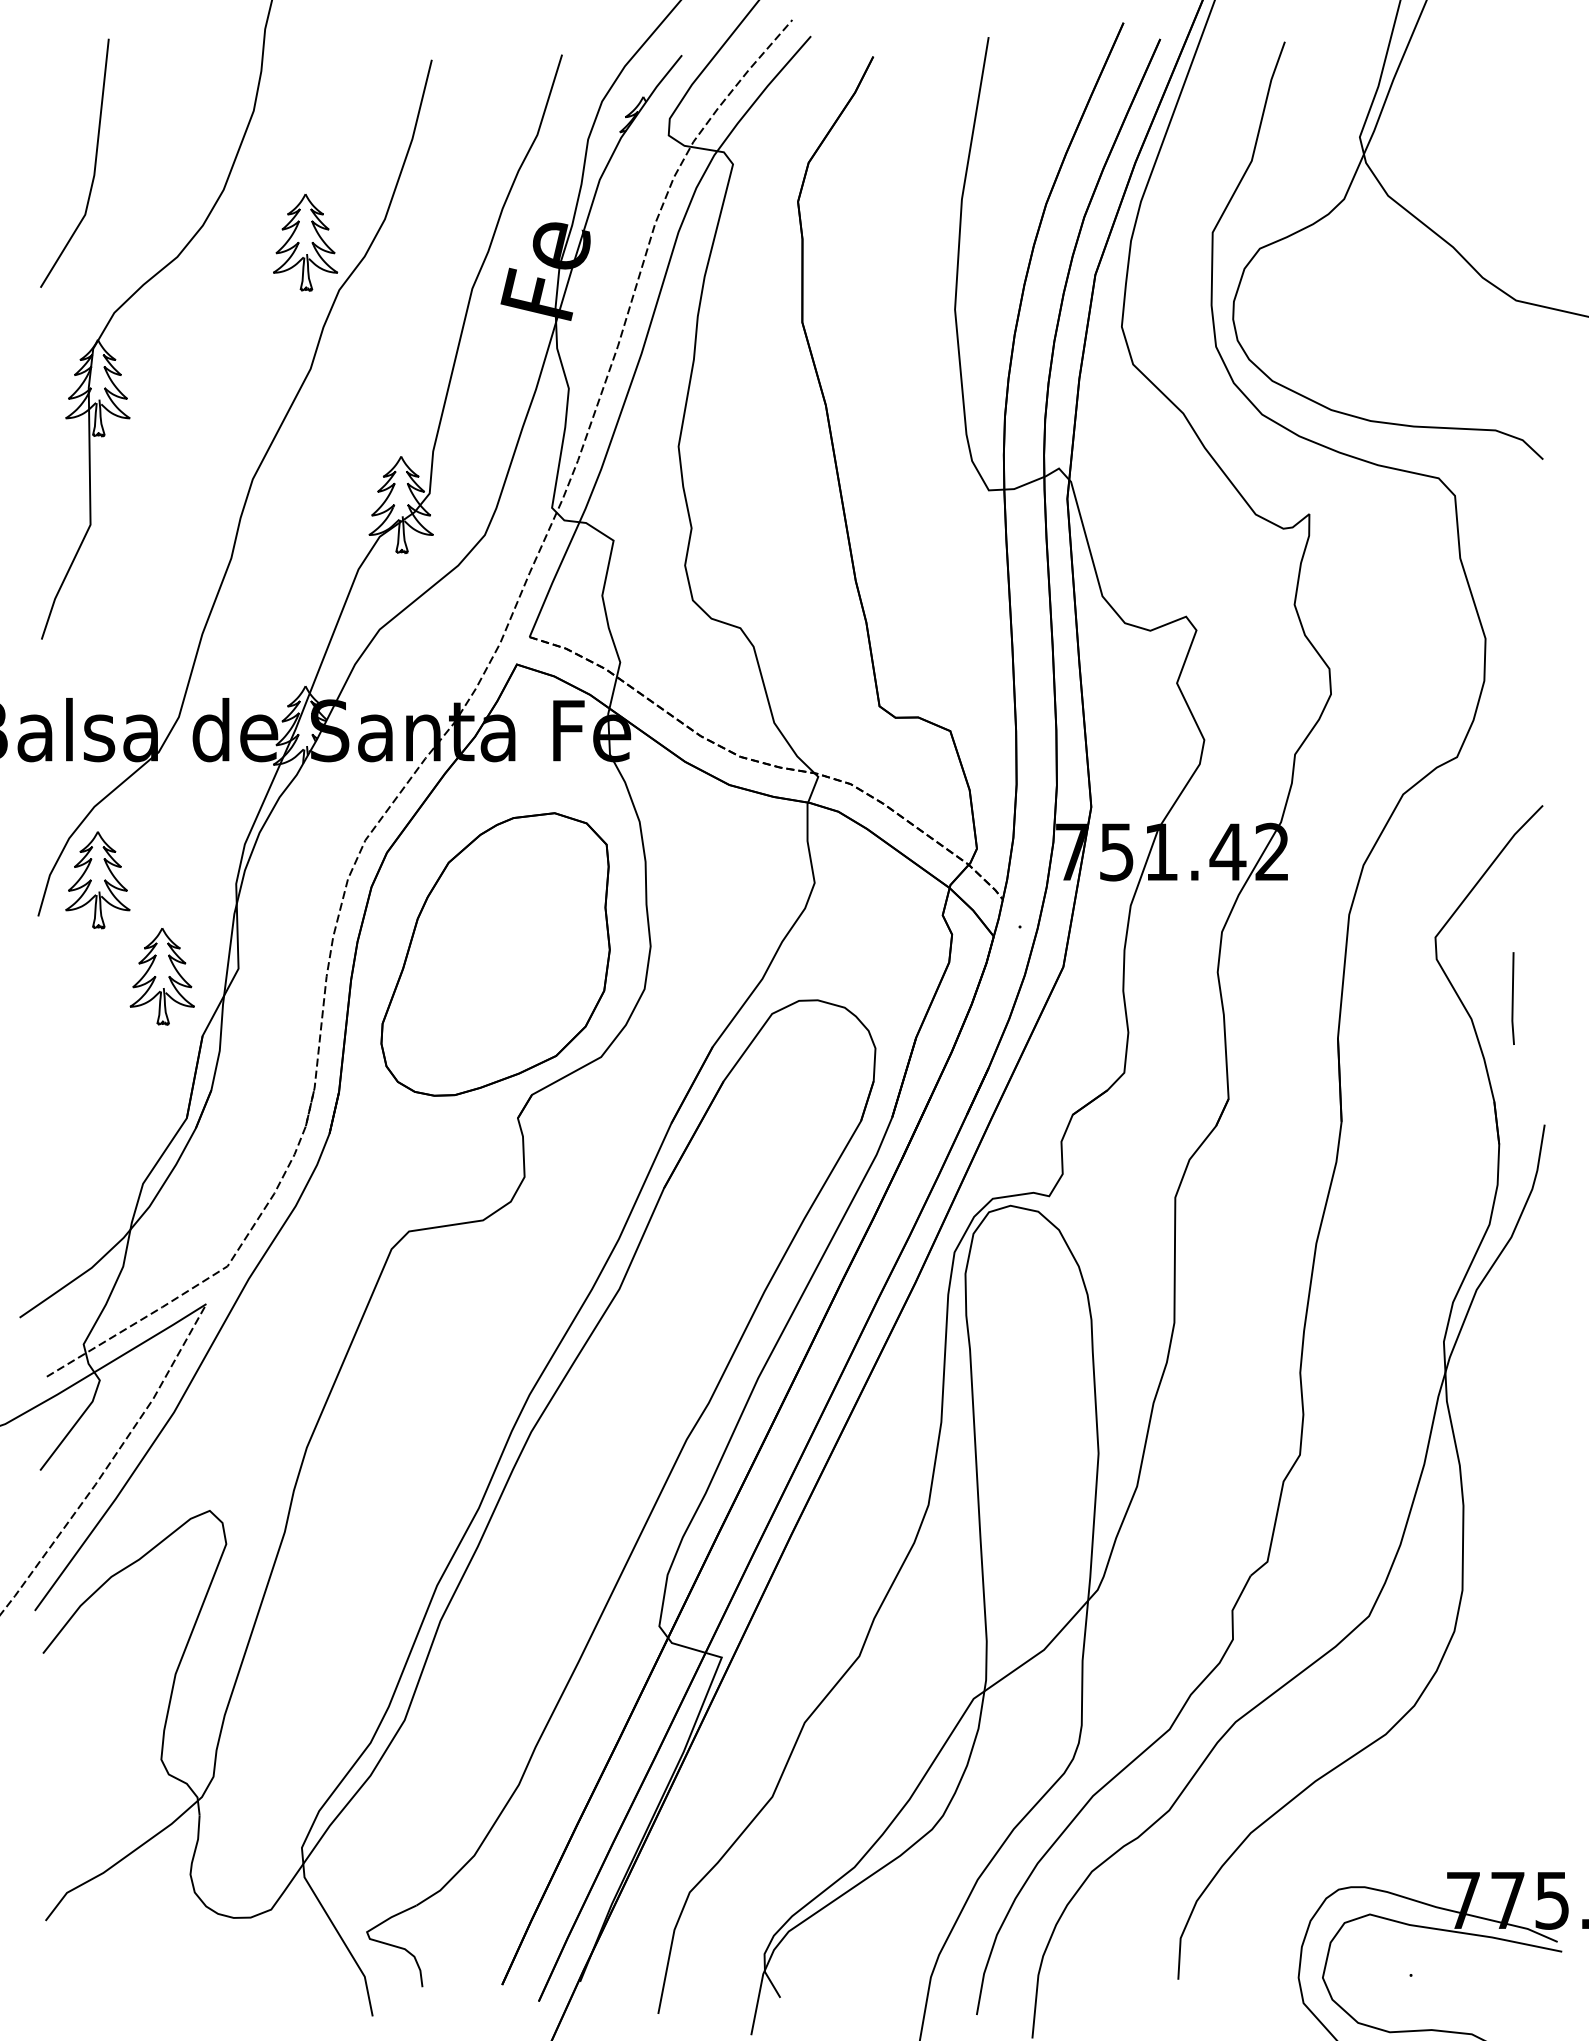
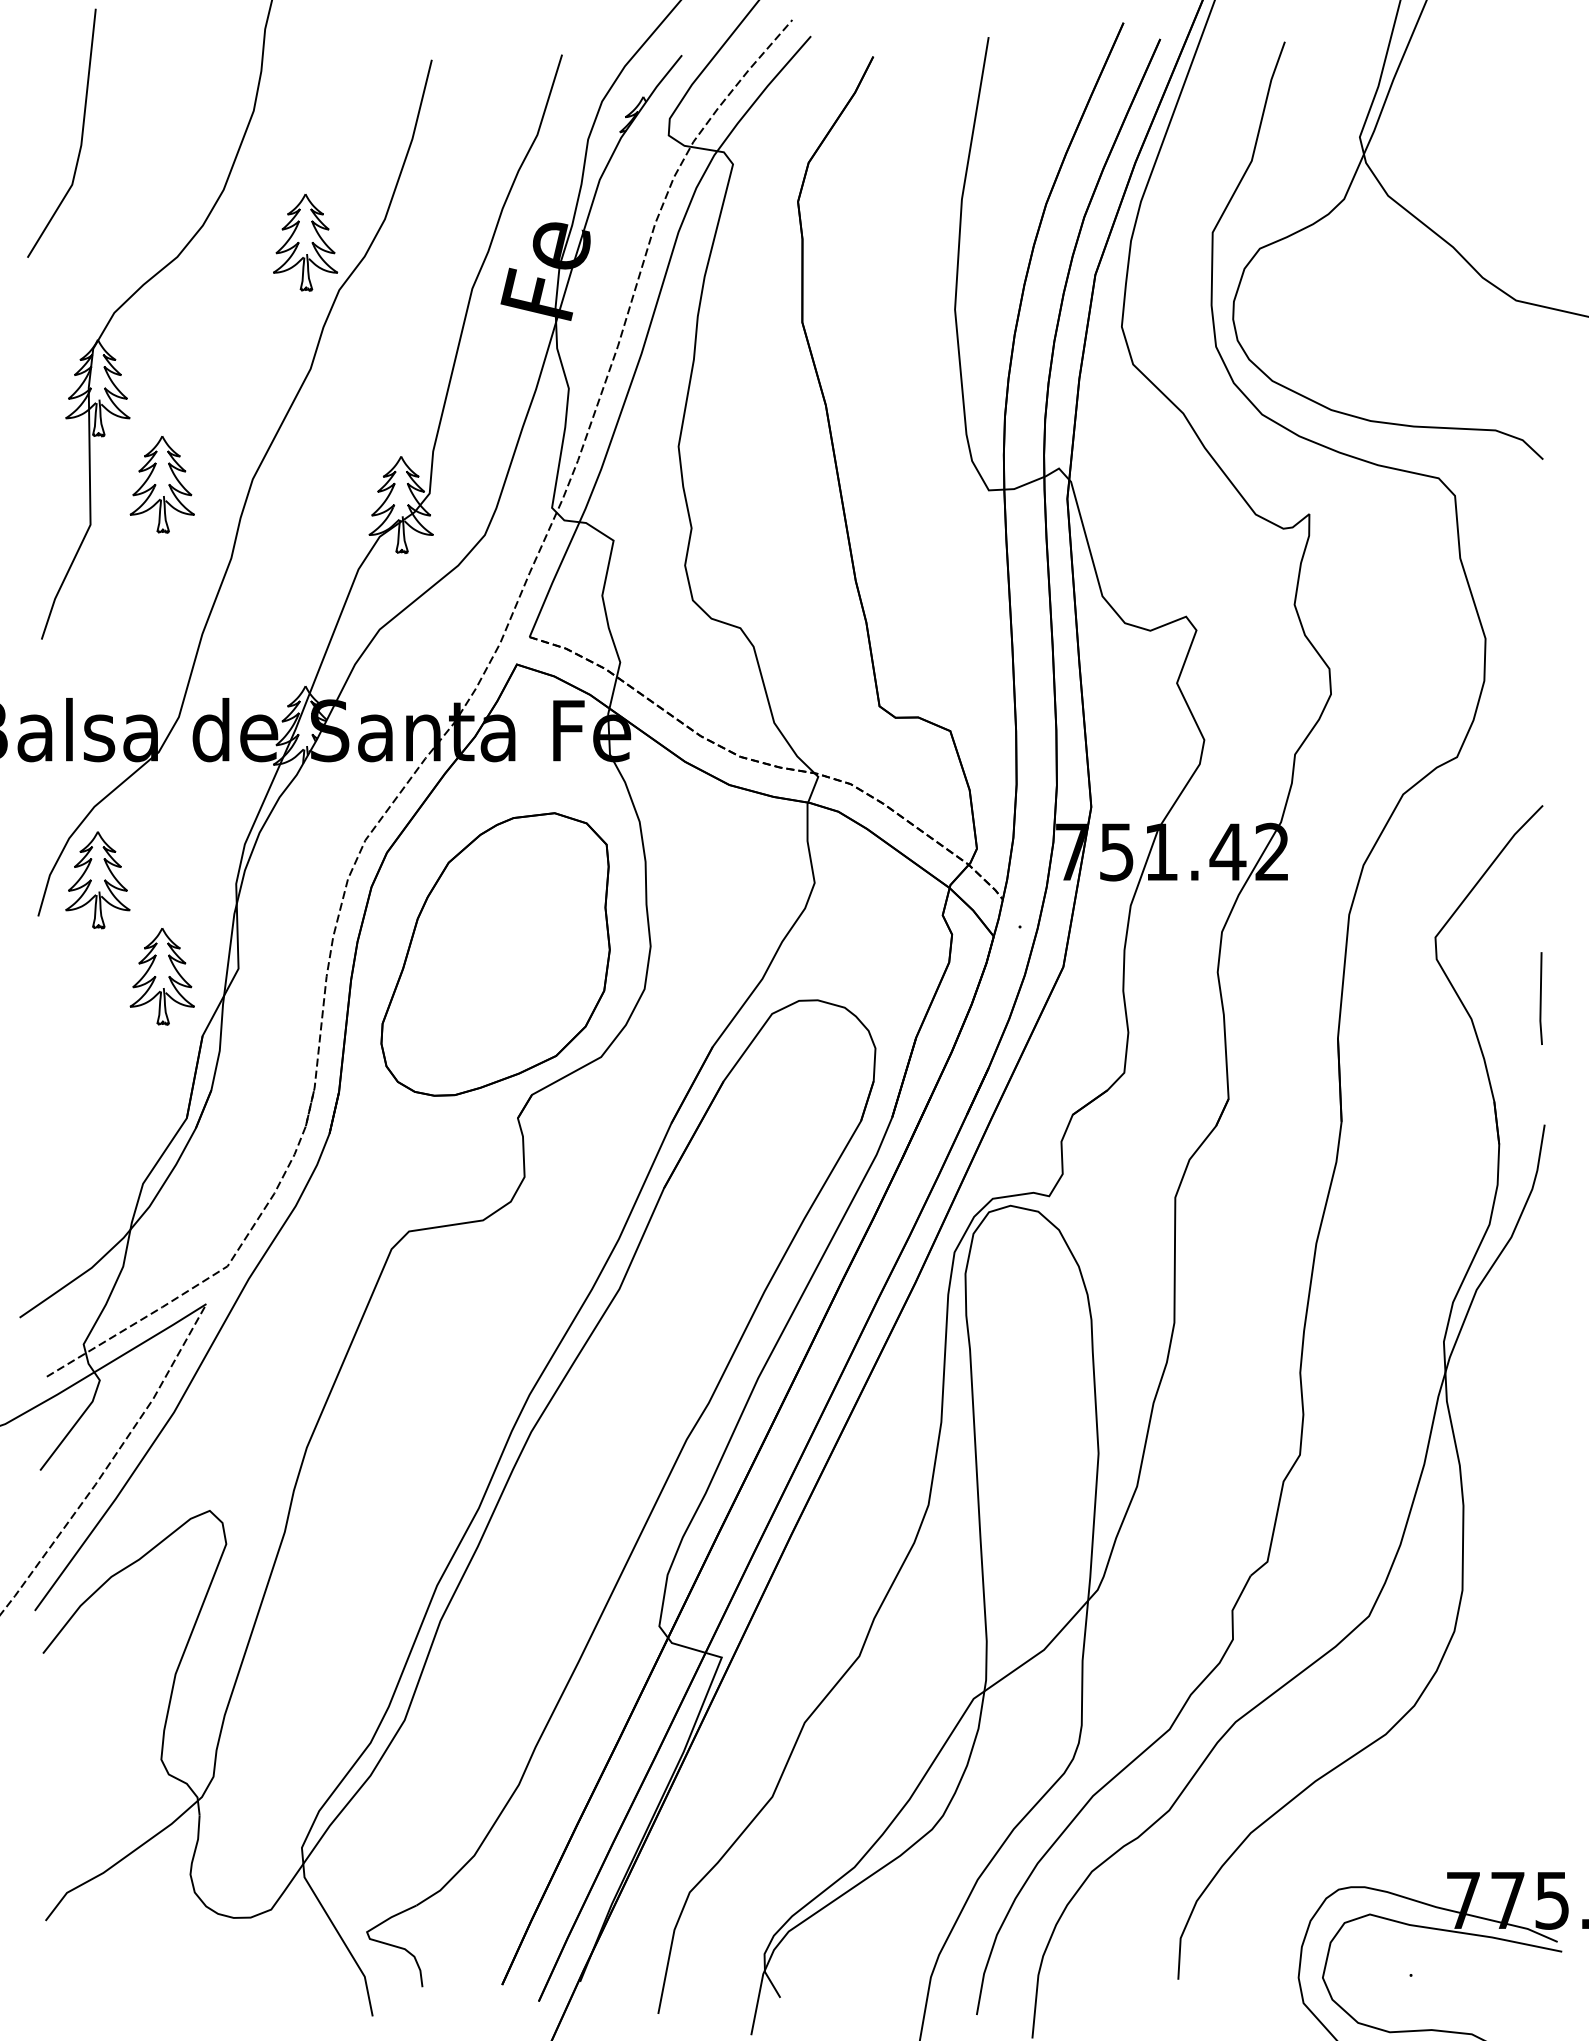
line position: (94, 162) -> (81, 132) (81, 132)
part: none -> present (161, 484)
line position: (1512, 998) -> (1540, 998) (1540, 998)
